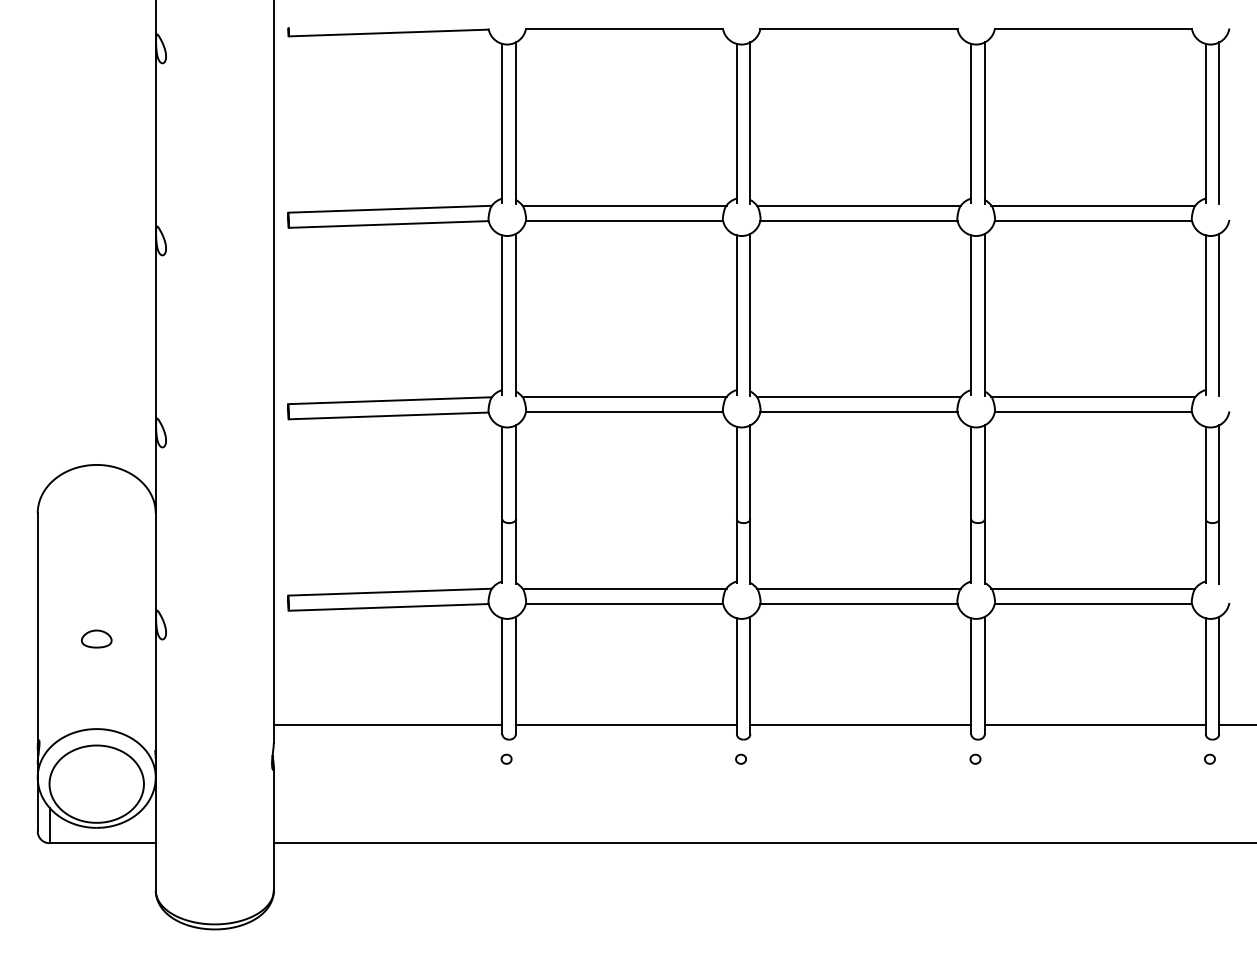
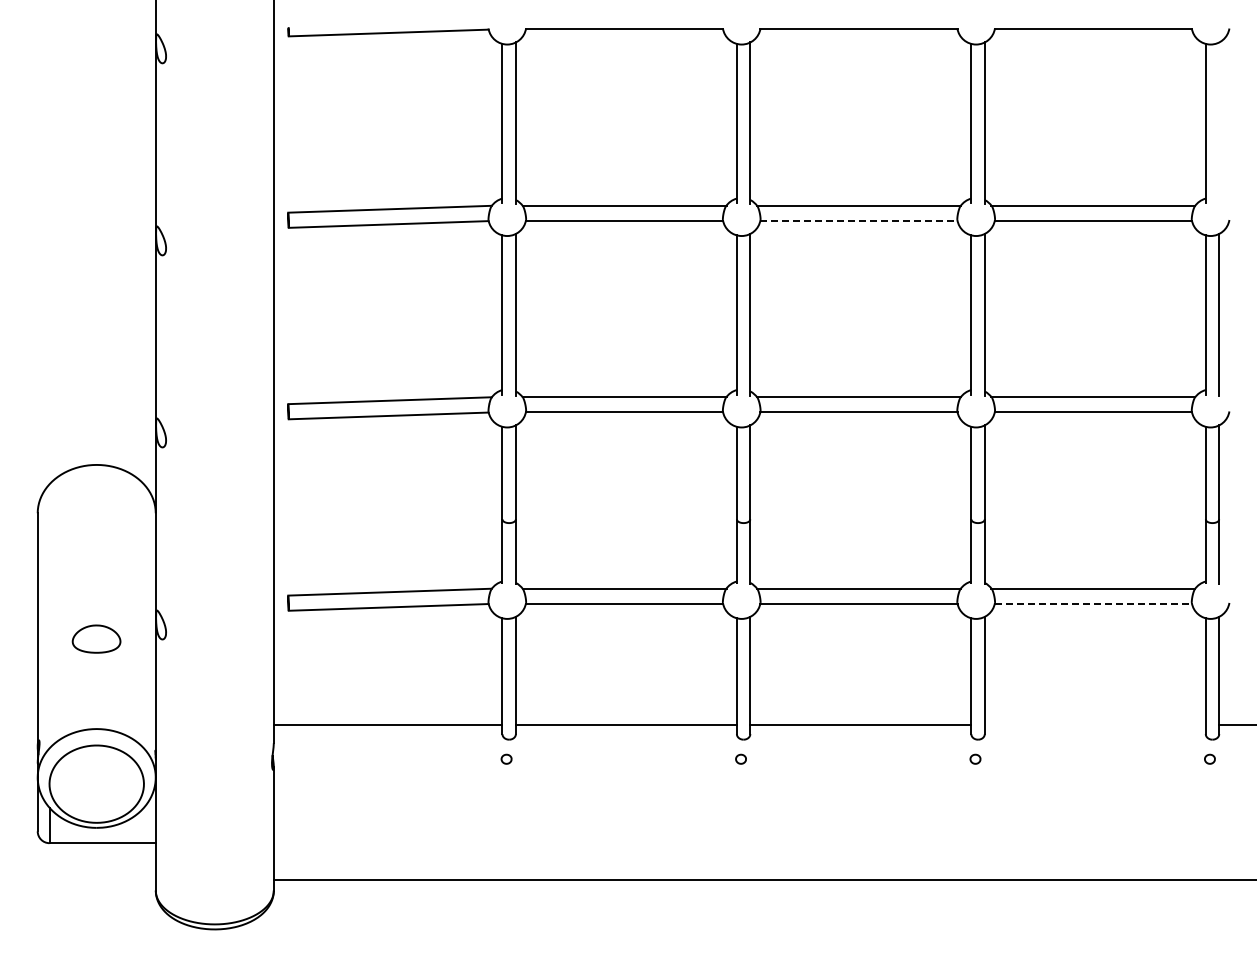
line: present -> none (1219, 122)
line: solid -> dashed (858, 220)
line: solid -> dashed (1093, 603)
part size: 32x20 px -> 51x30 px (96, 638)
line: present -> none (1094, 725)
line position: (763, 843) -> (763, 880) (763, 880)
